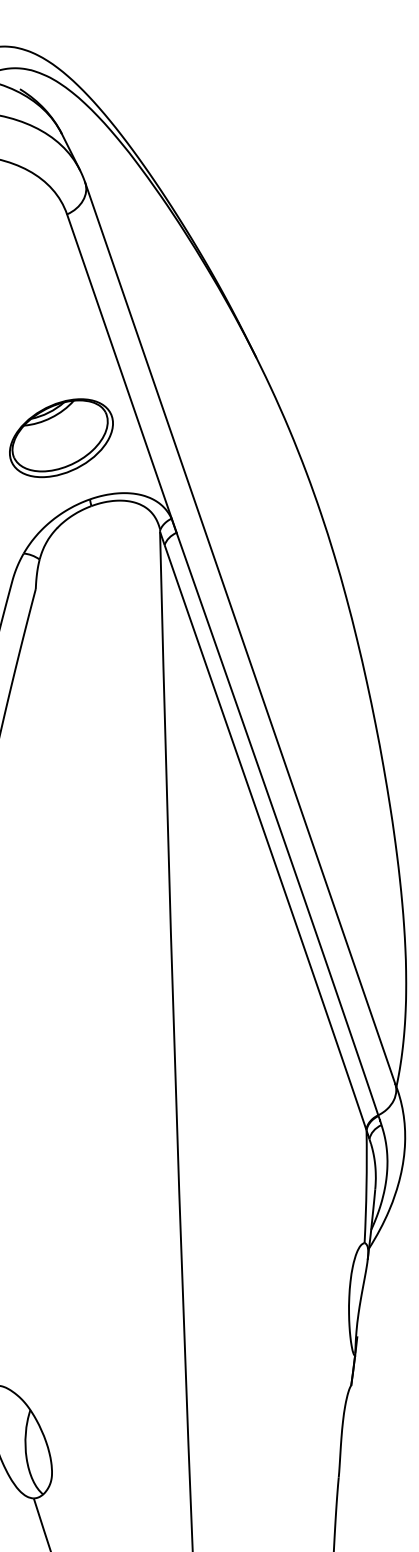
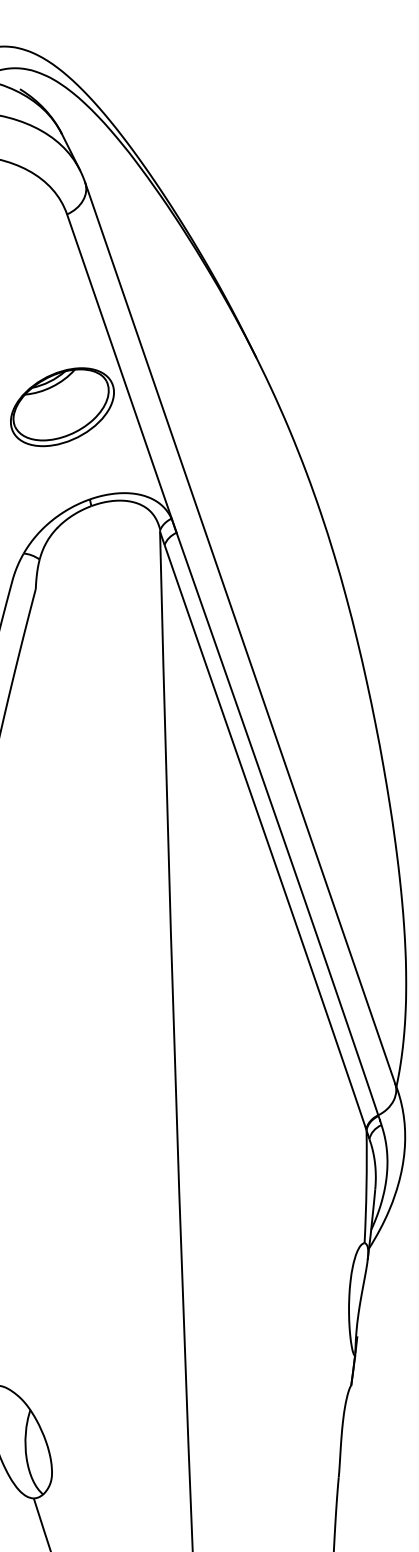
part position: (61, 438) -> (62, 407) (62, 407)
